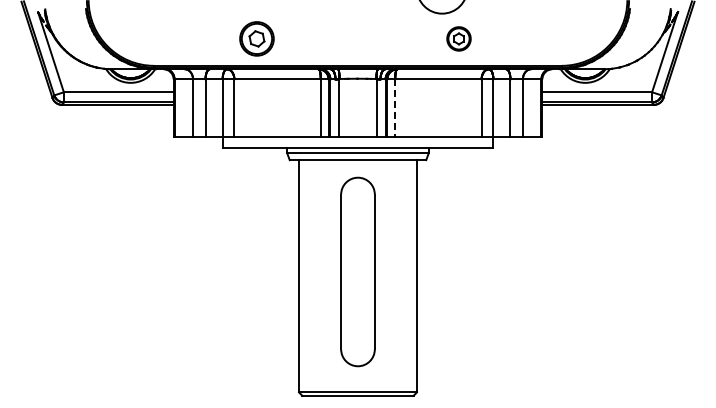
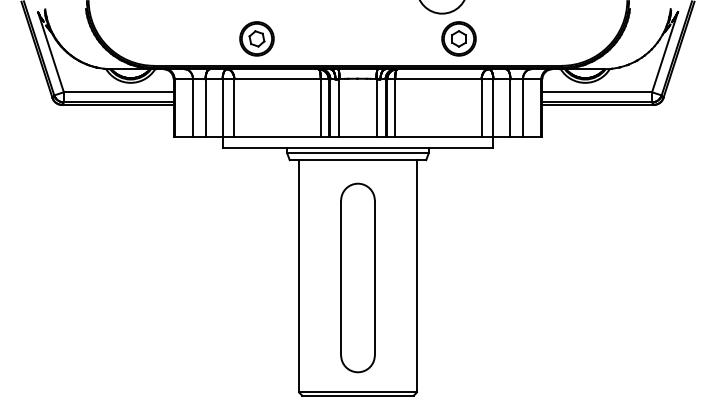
part size: 26x26 px -> 36x36 px (458, 38)
line: dashed -> solid (395, 107)
part position: (357, 271) -> (357, 277) (357, 277)
